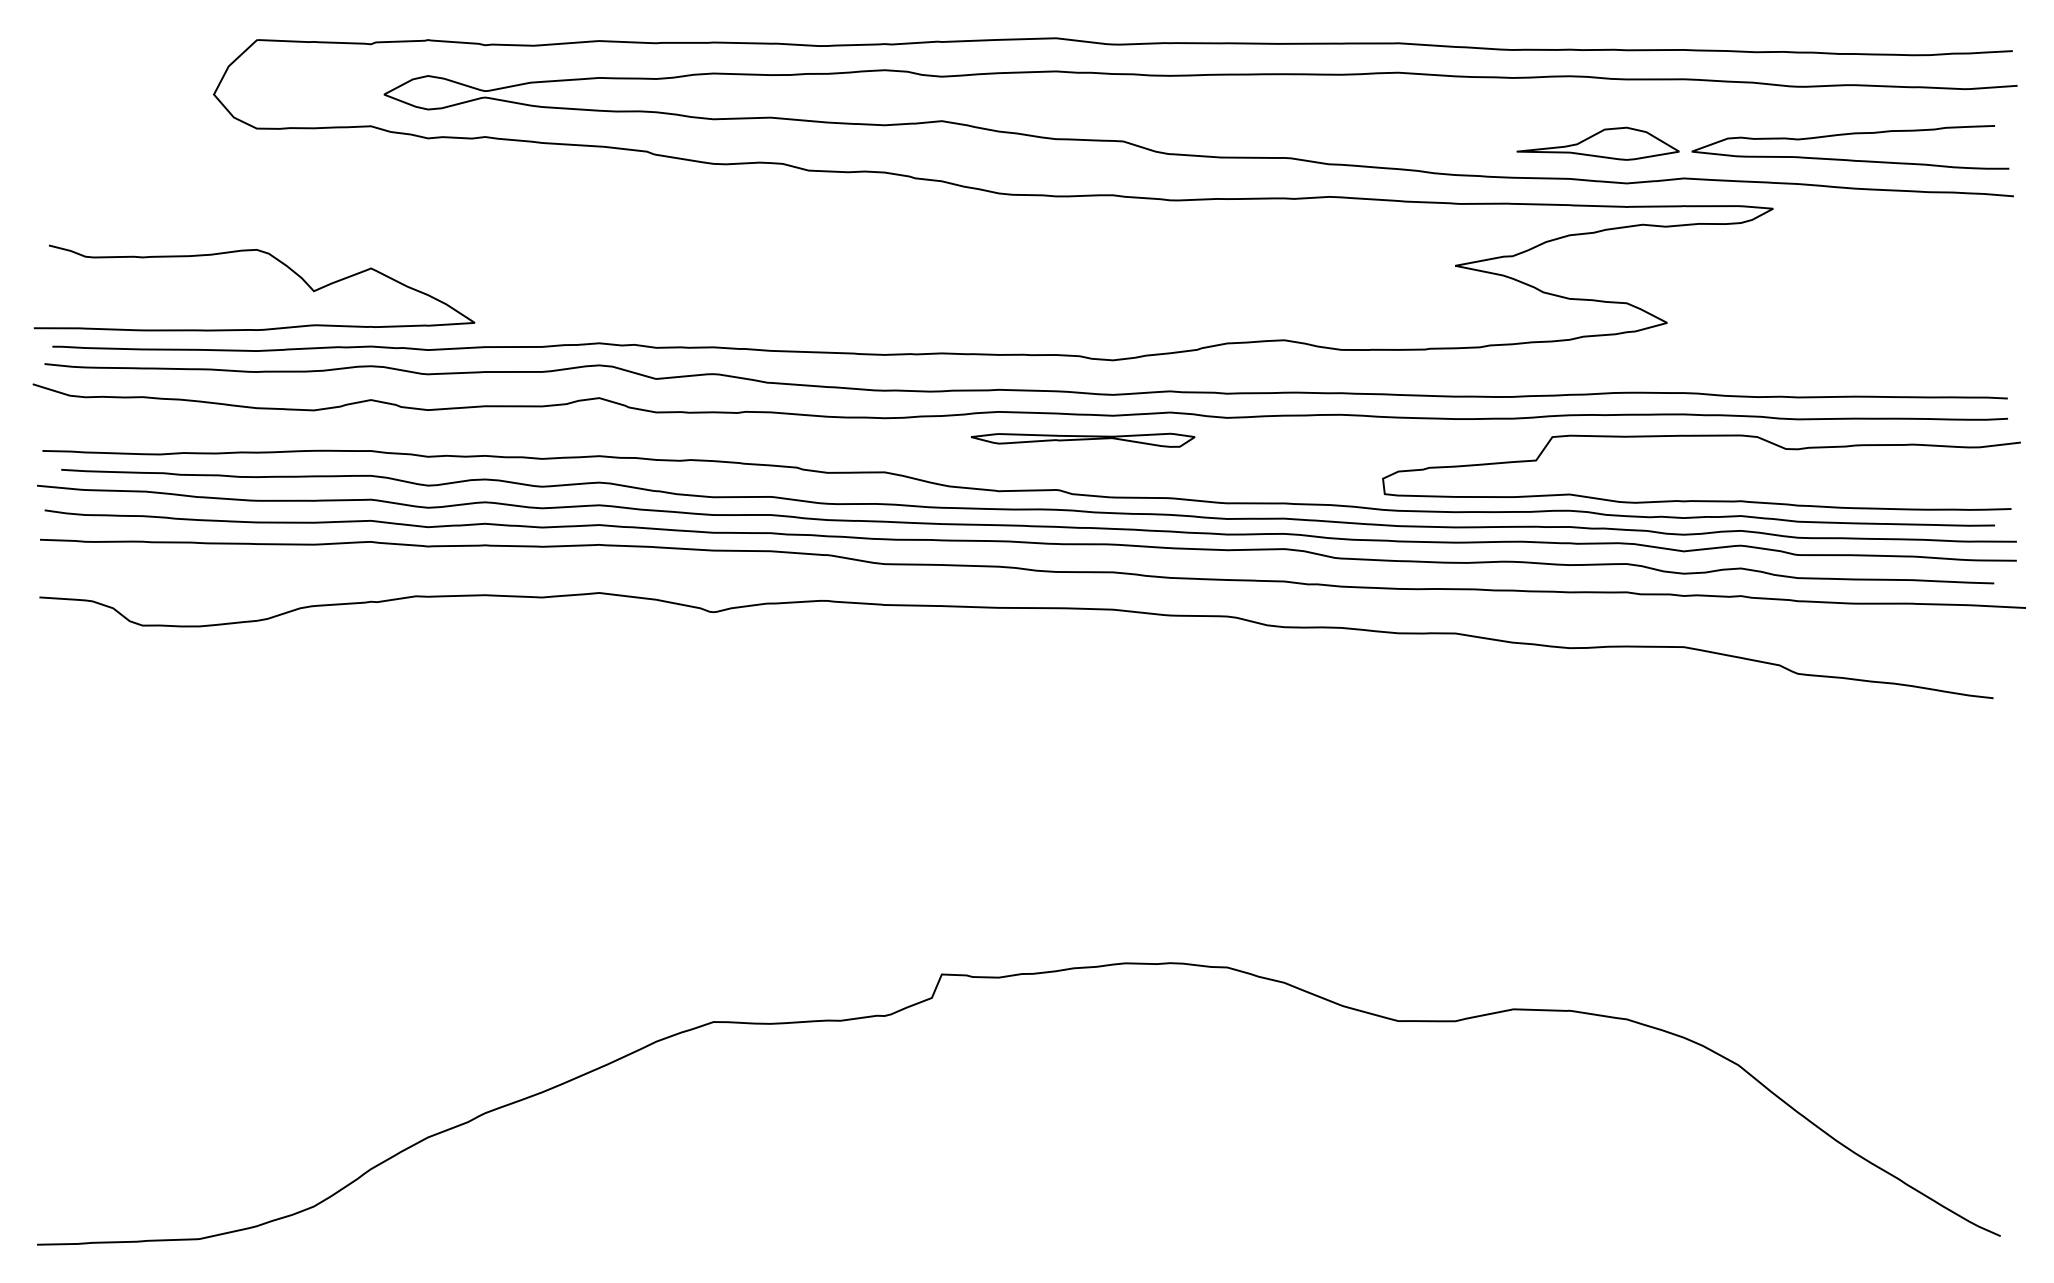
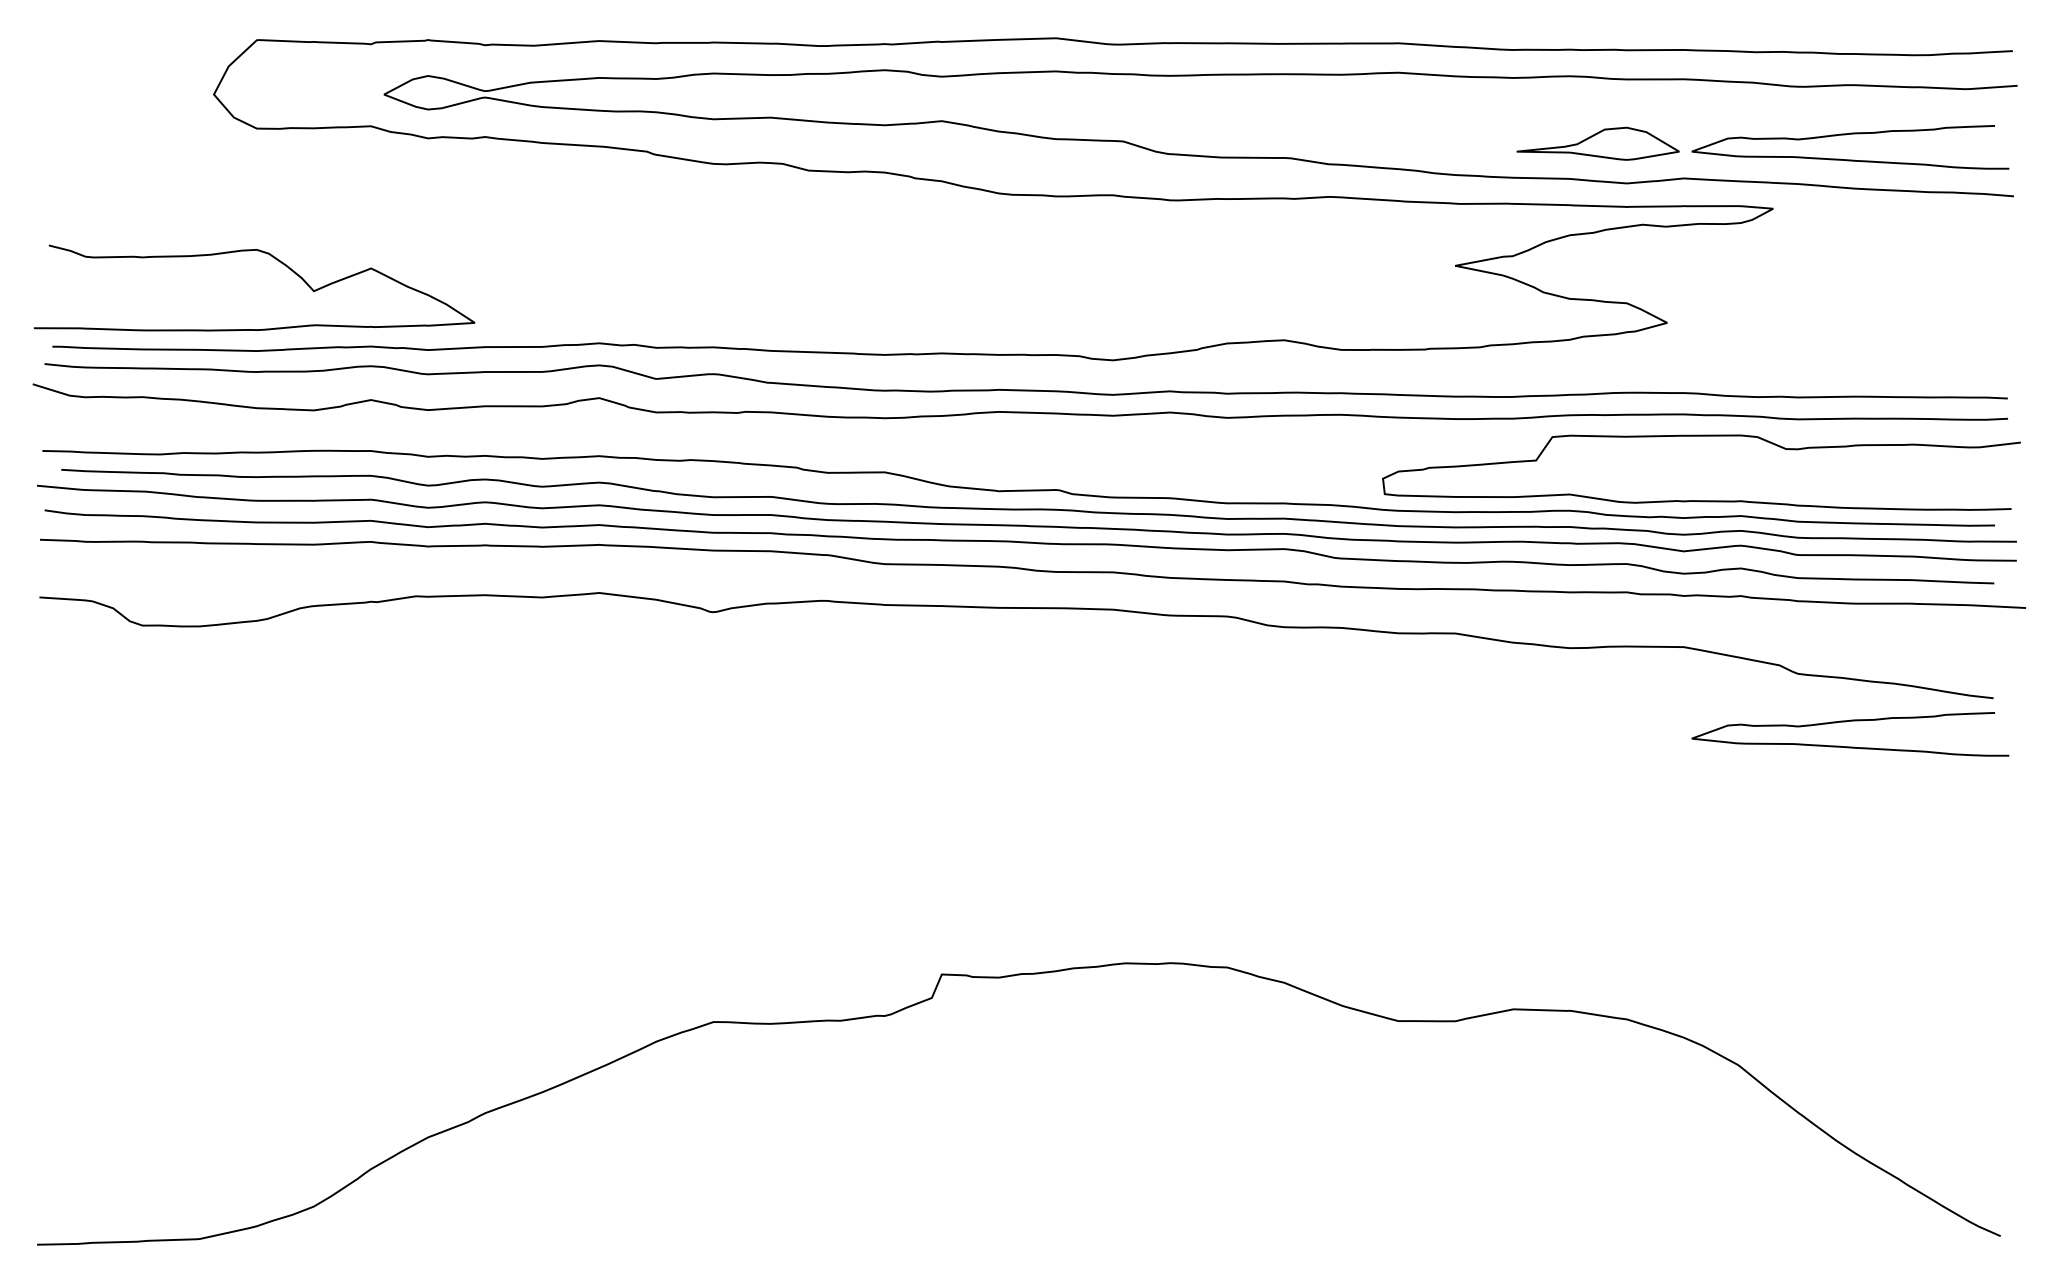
part: present -> none (1082, 439)
curve: none -> present (1850, 746)
